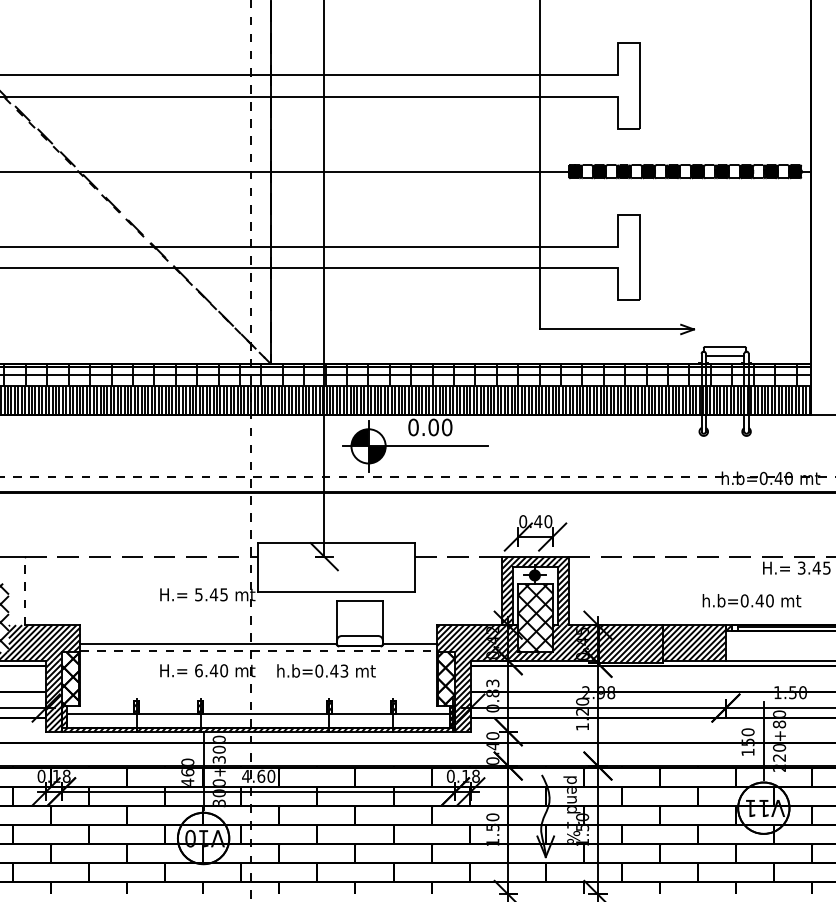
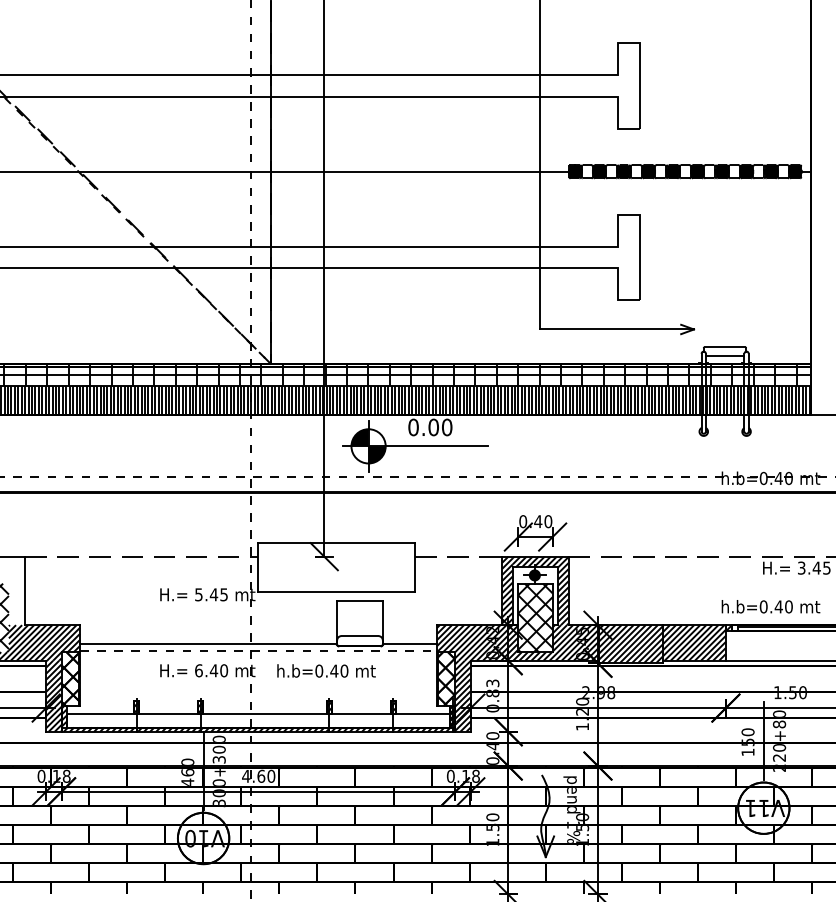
line: dashed -> solid (25, 590)
text position: (751, 600) -> (770, 606) (770, 606)
text: h.b=0.43 -> h.b=0.40 (344, 670)
